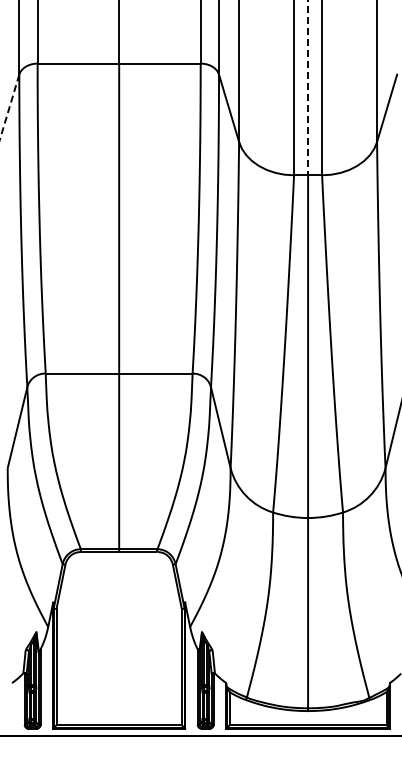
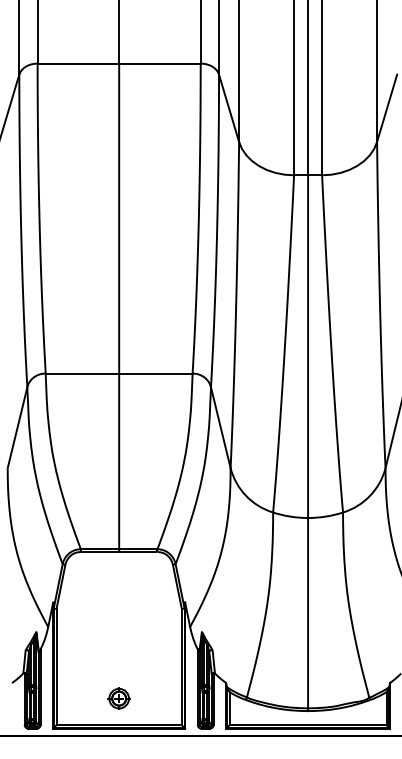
line: dashed -> solid (308, 88)
line: dashed -> solid (9, 106)
part: none -> present (118, 698)
